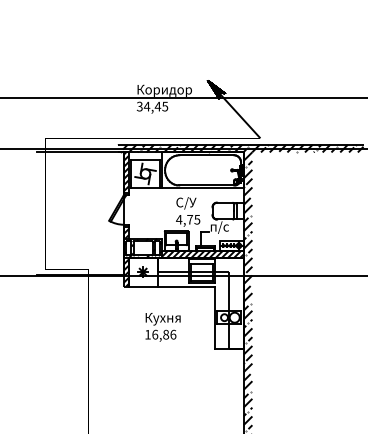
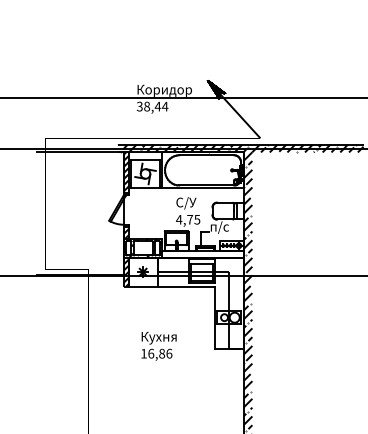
text: 34,45 -> 38,44 (155, 106)
hatch: present -> none (202, 253)
text position: (162, 327) -> (158, 346) (158, 346)
